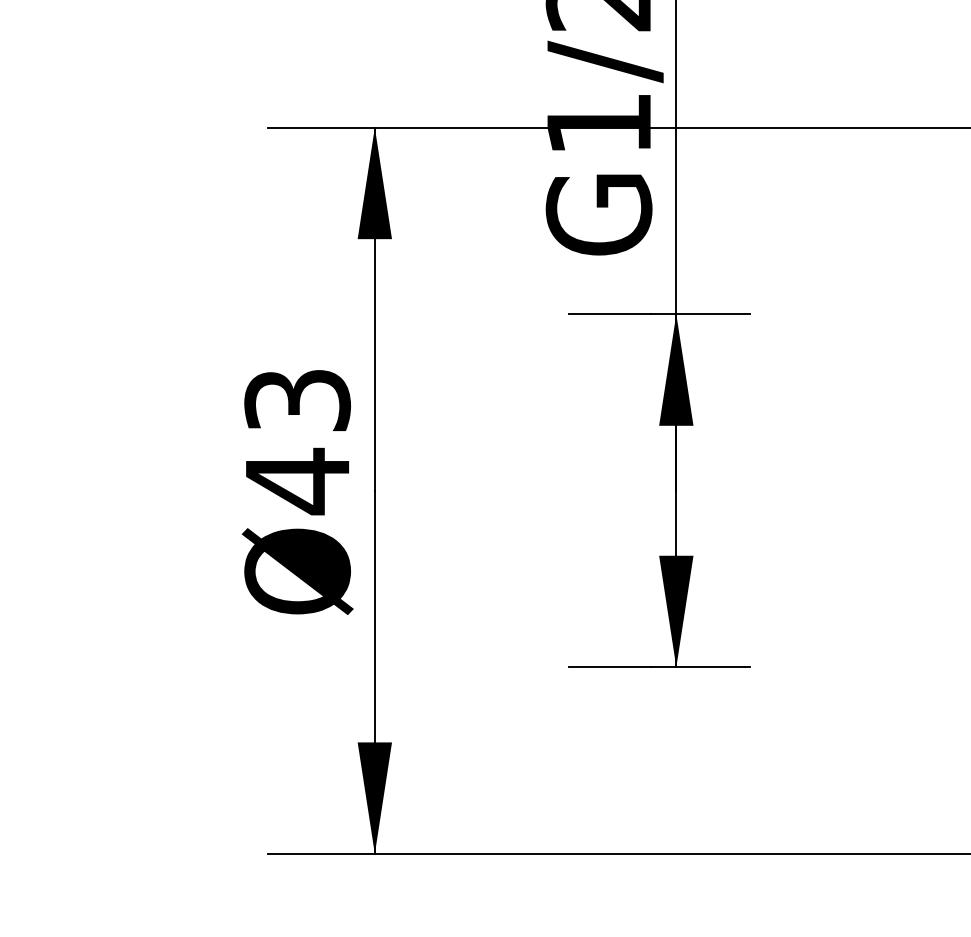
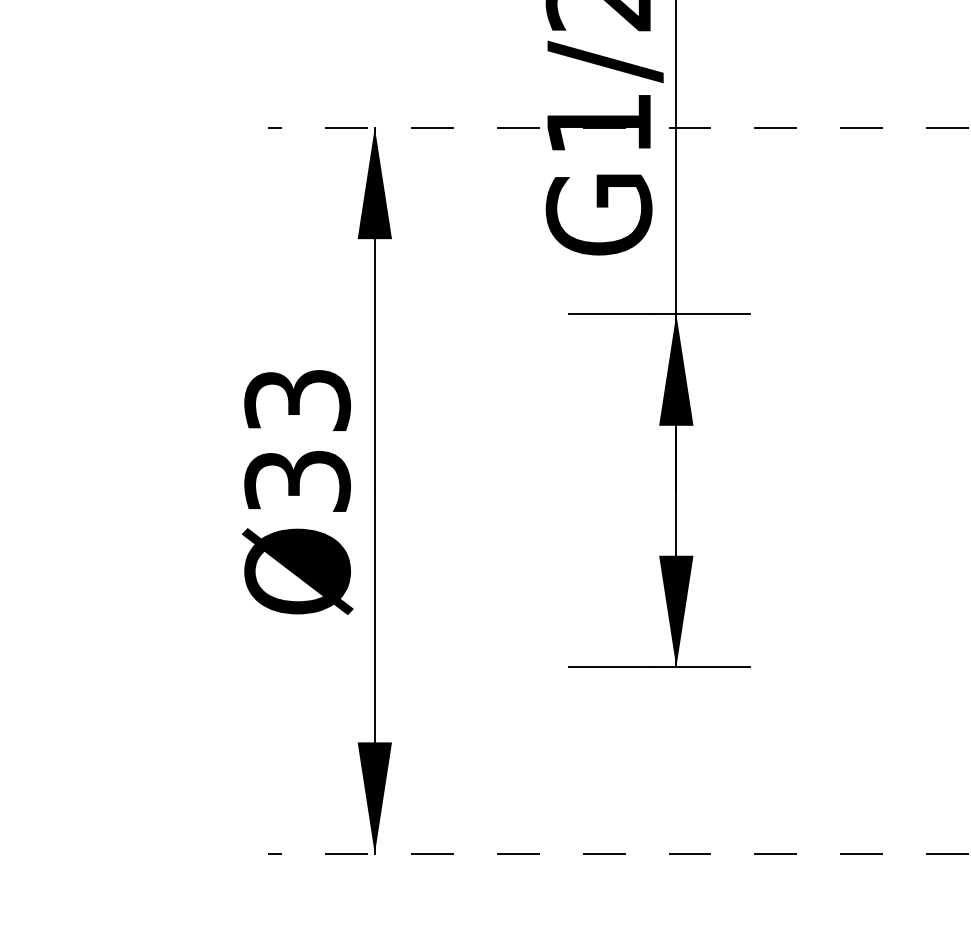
line: solid -> dashed (618, 127)
text: Ø43 -> Ø33 (297, 481)
line: solid -> dashed (618, 853)
